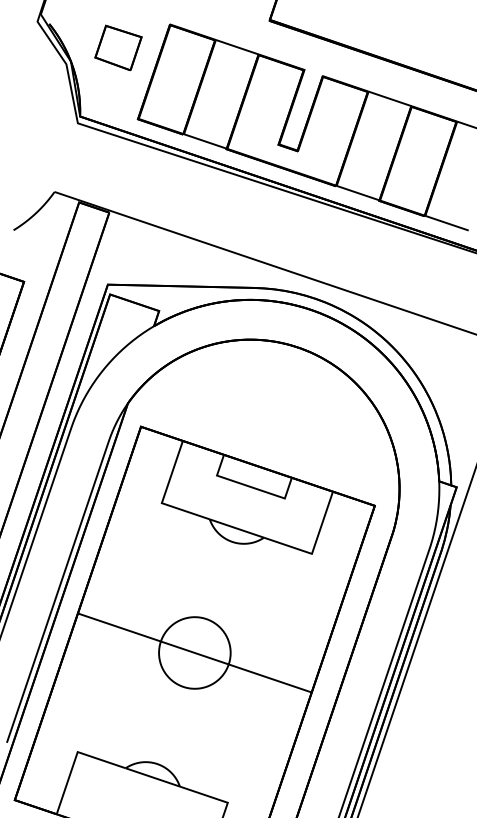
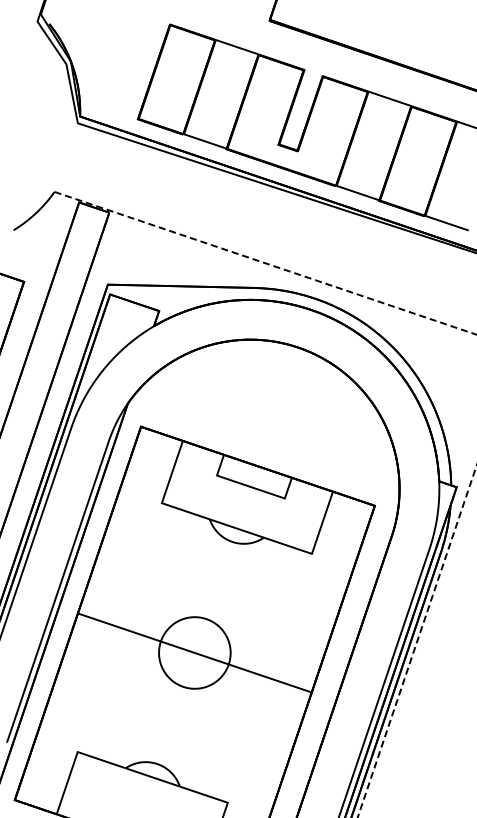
part: present -> none (118, 47)
line: solid -> dashed (442, 323)
